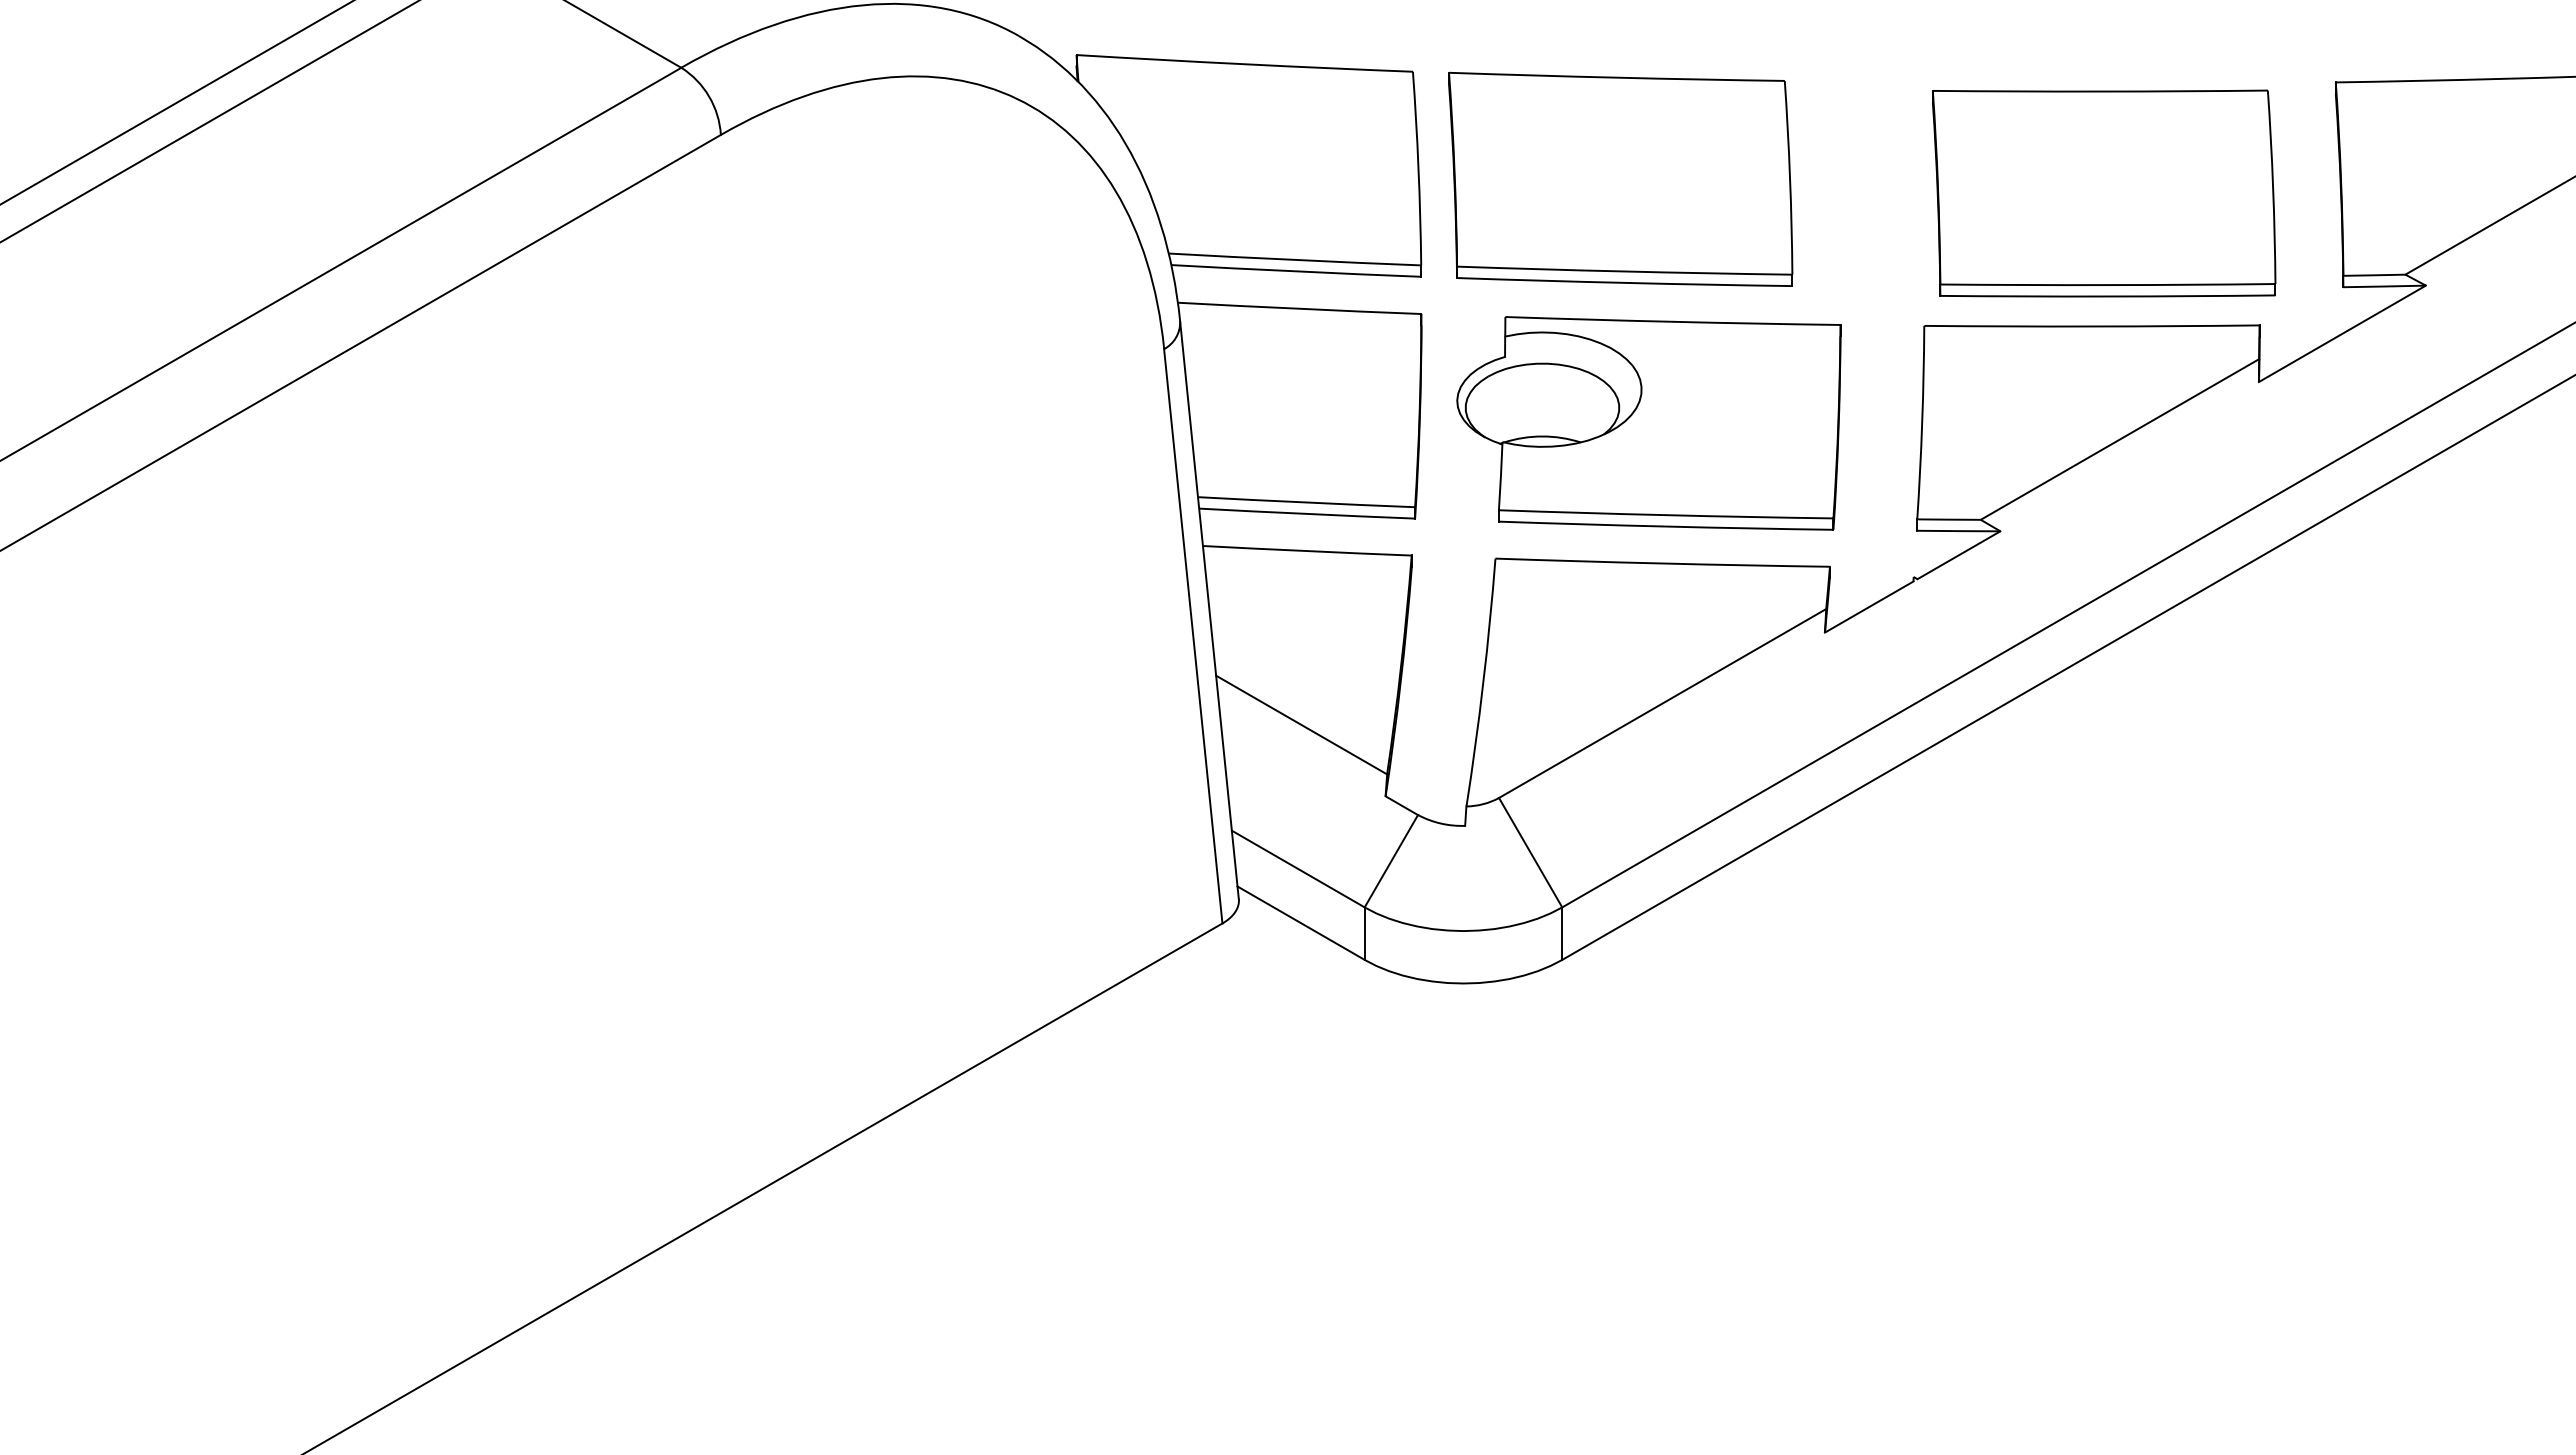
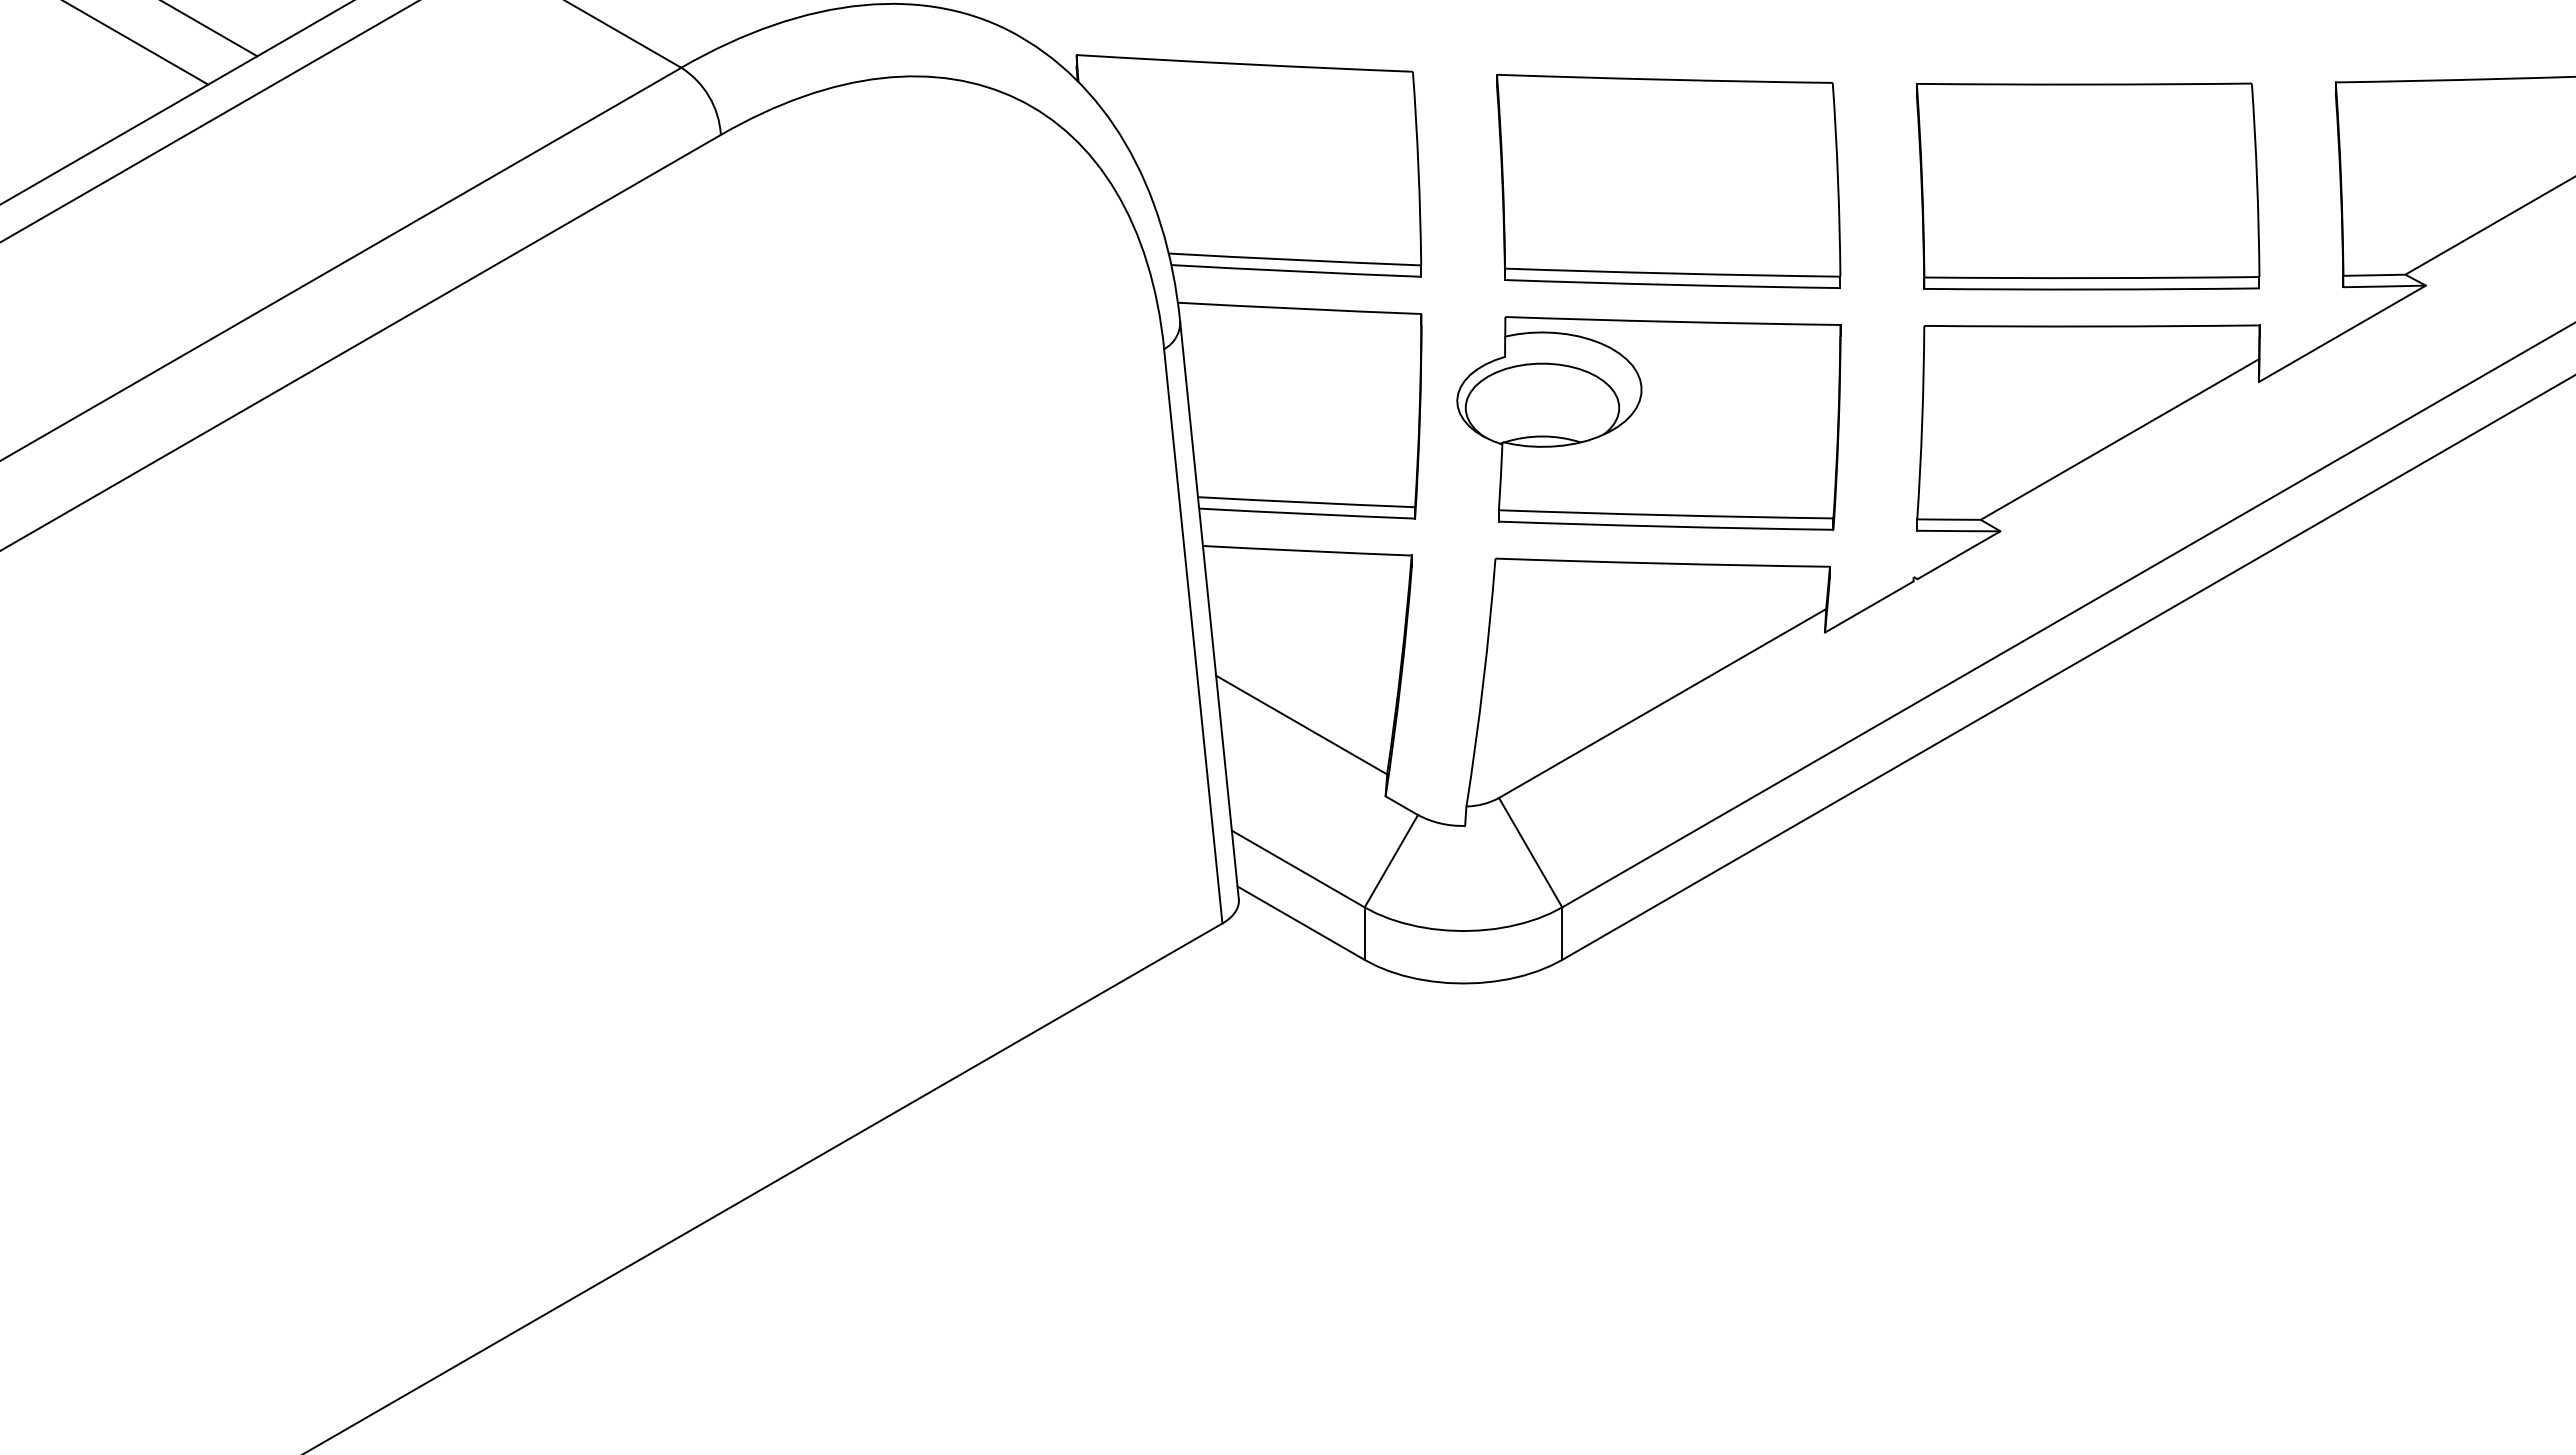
line: none -> present (210, 29)
line: none -> present (136, 43)
part position: (1620, 178) -> (1668, 180) (1668, 180)
part position: (2104, 193) -> (2088, 186) (2088, 186)
